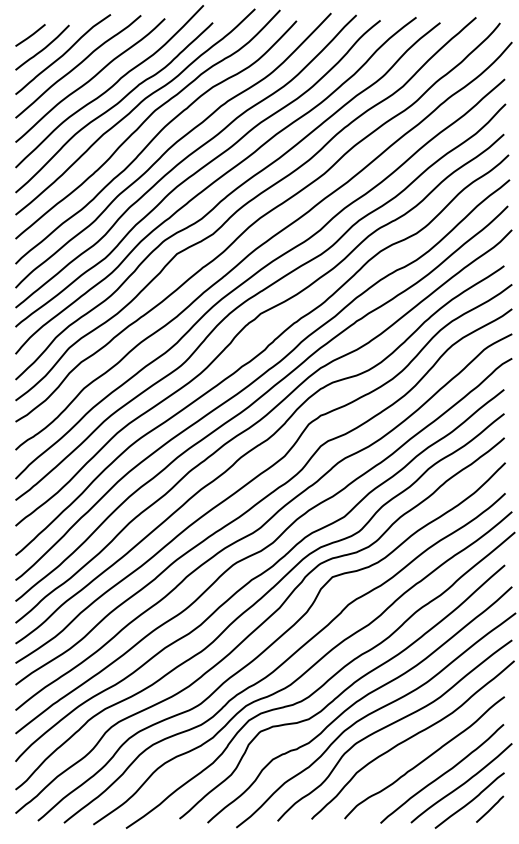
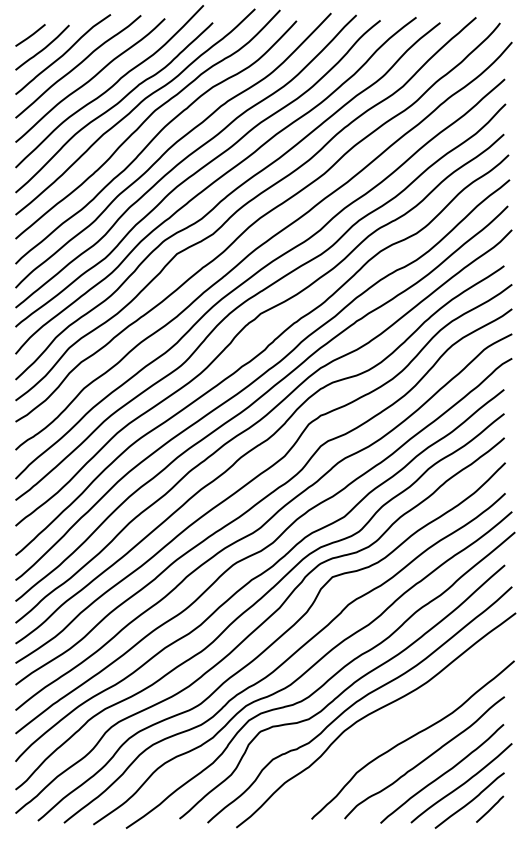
curve: present -> none (391, 725)
